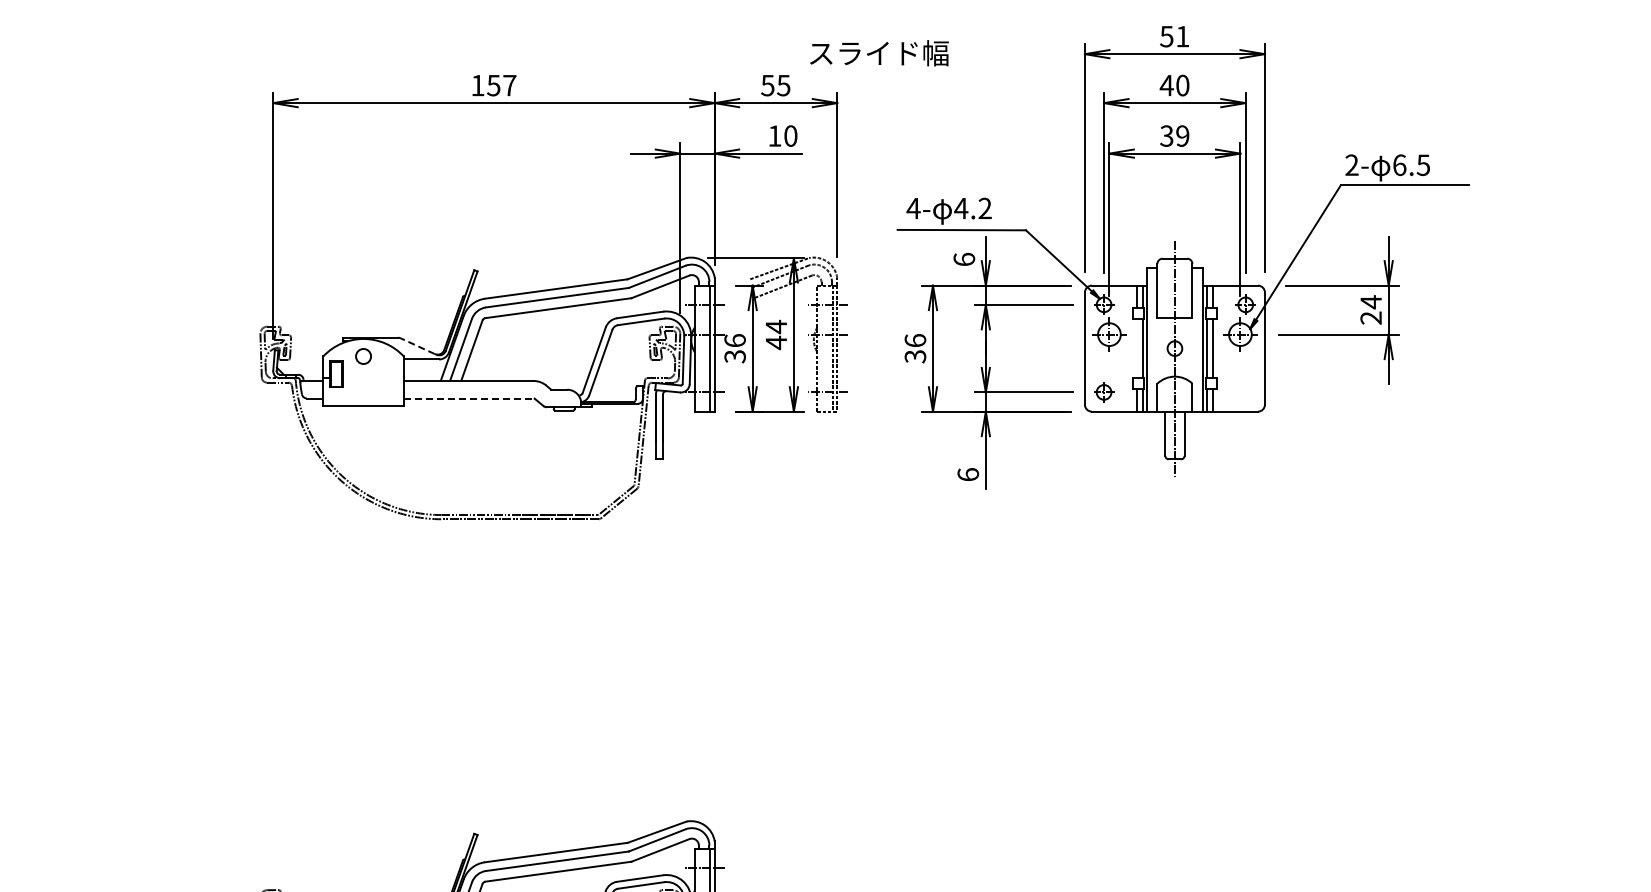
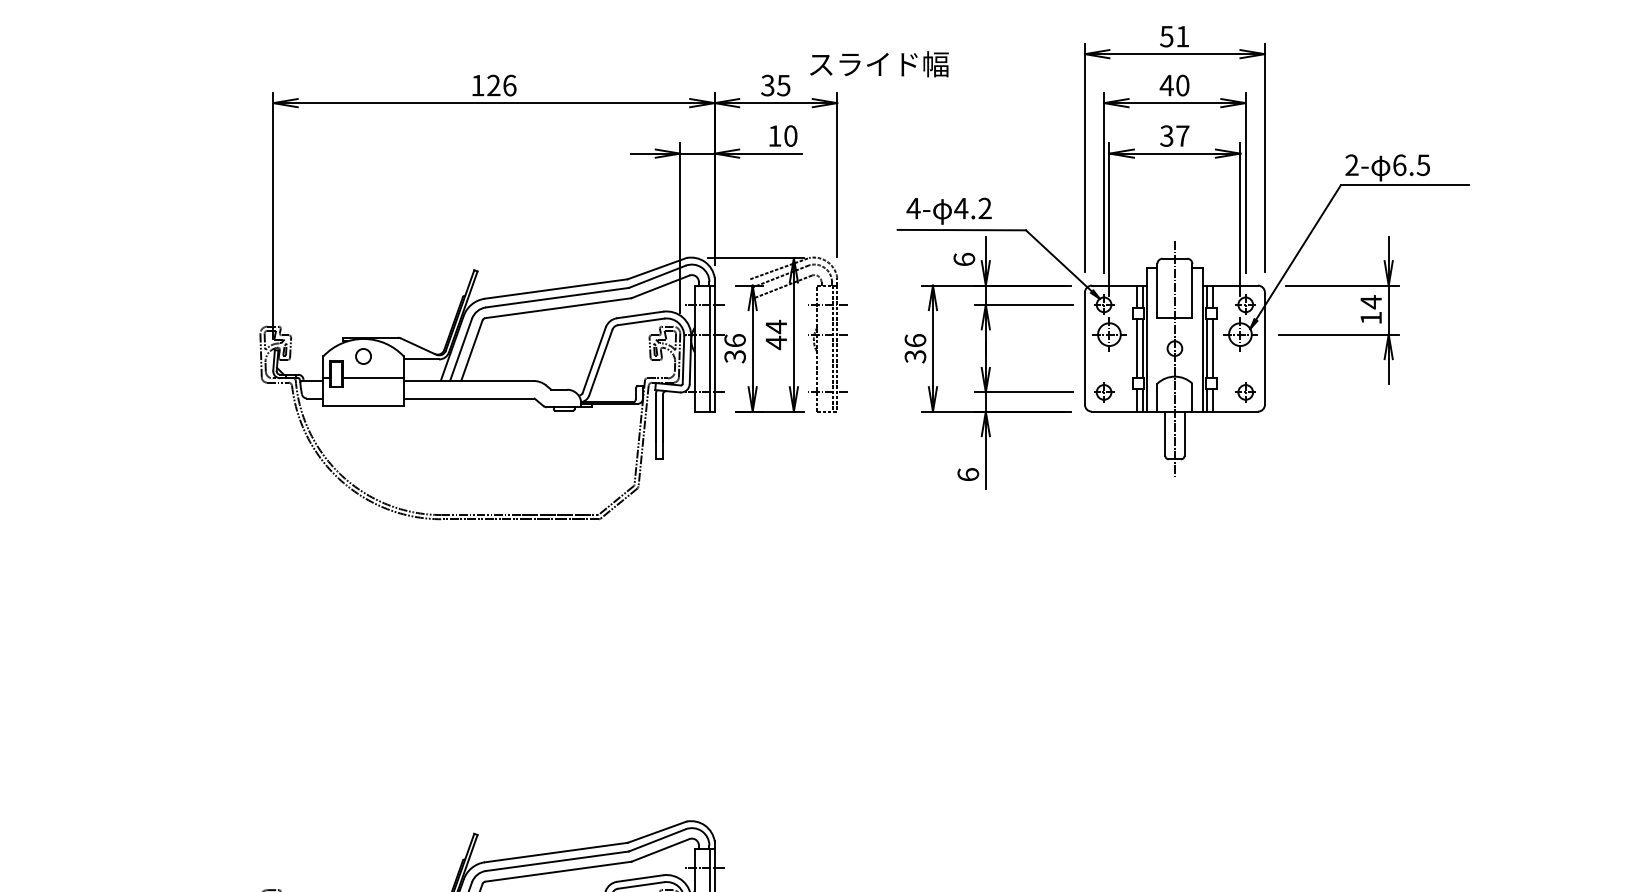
text position: (879, 53) -> (879, 64) (879, 64)
text: 55 -> 35 (767, 84)
text: 157 -> 126 (501, 85)
text: 39 -> 37 (1182, 135)
text: 24 -> 14 (1370, 317)
line: dashed -> solid (417, 346)
line: none -> present (1137, 348)
line: none -> present (372, 377)
part: none -> present (1245, 392)
line: dashed -> solid (468, 398)
